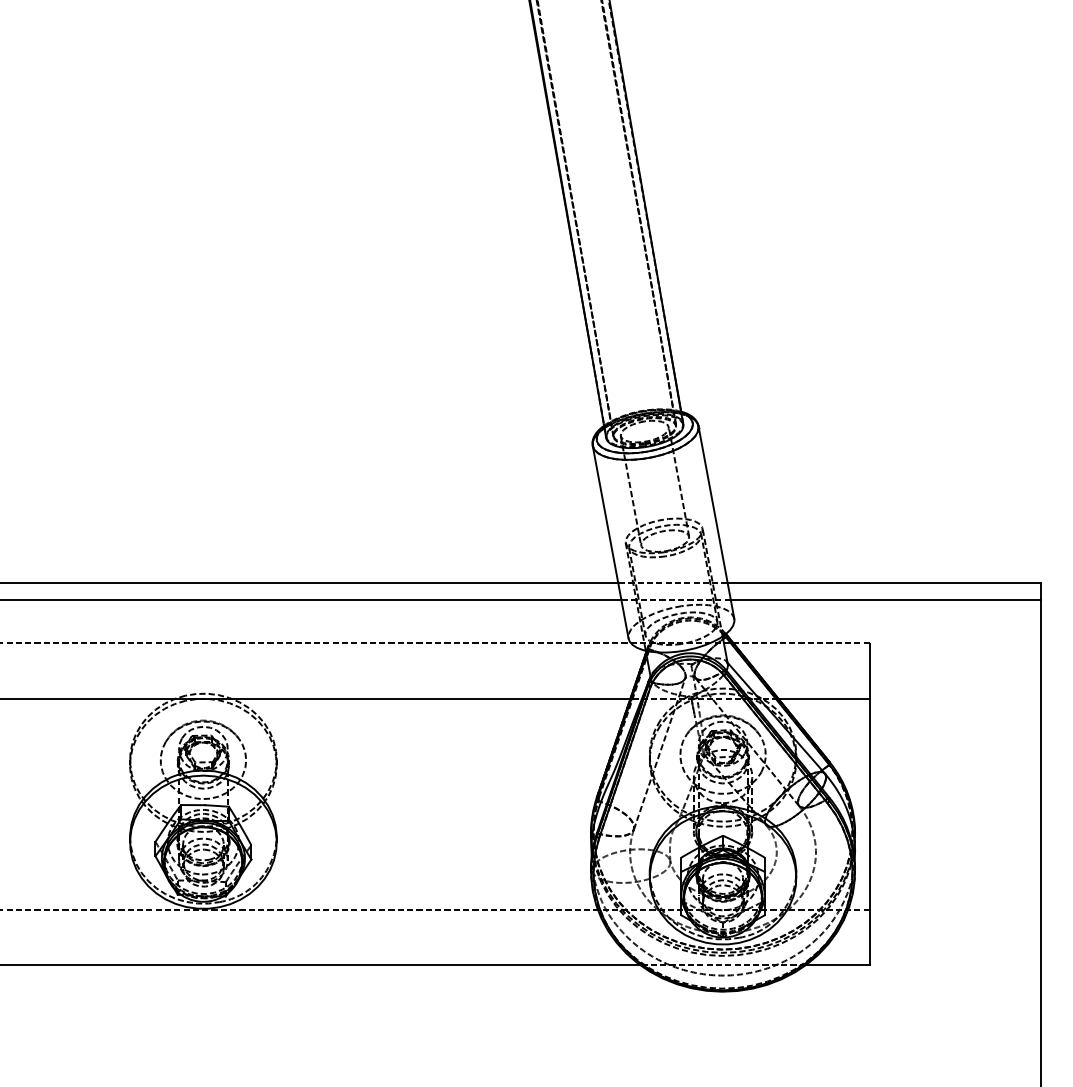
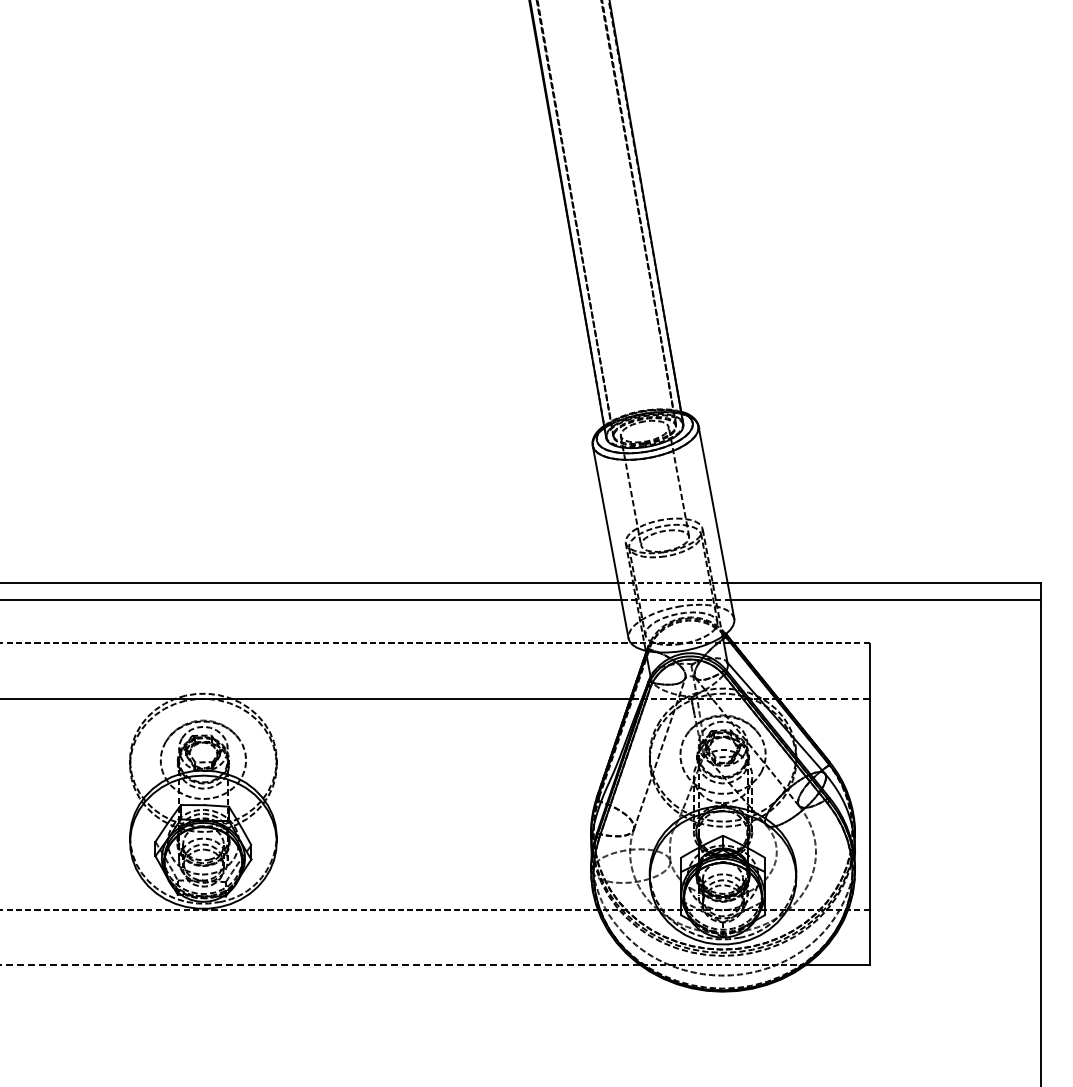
line: solid -> dashed (824, 698)
line: solid -> dashed (320, 965)
